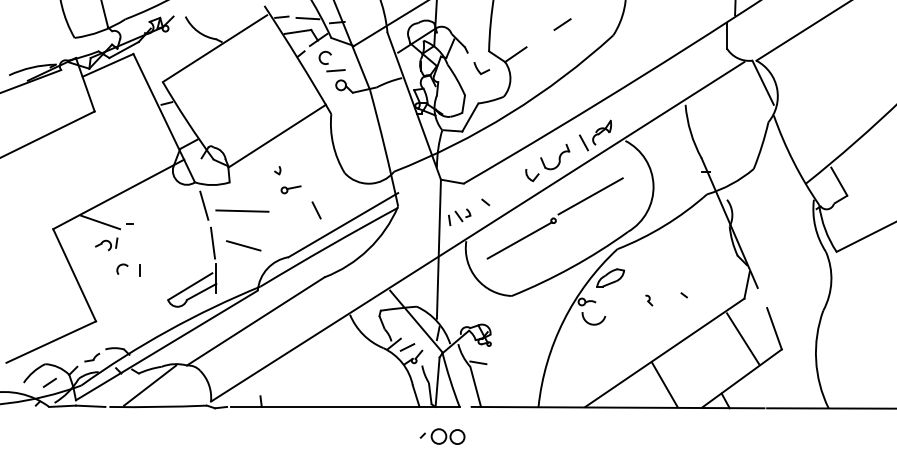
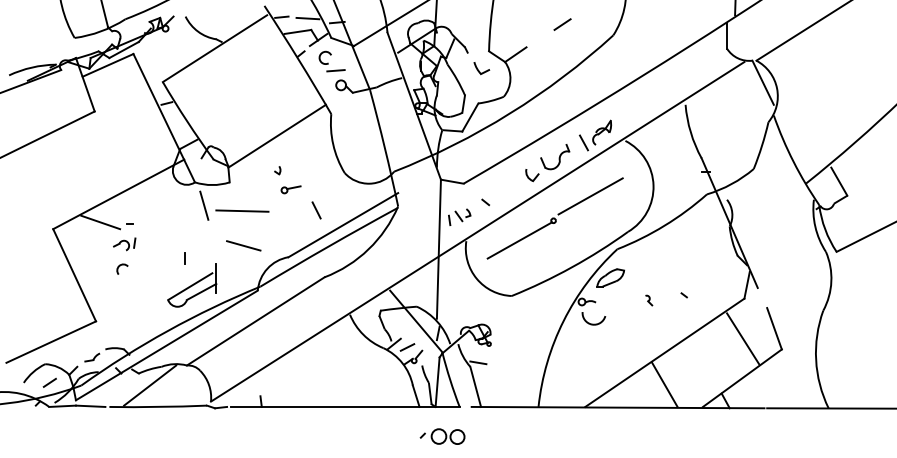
line: present -> none (213, 242)
part position: (106, 244) -> (124, 244) (124, 244)
line position: (139, 270) -> (184, 258) (184, 258)
